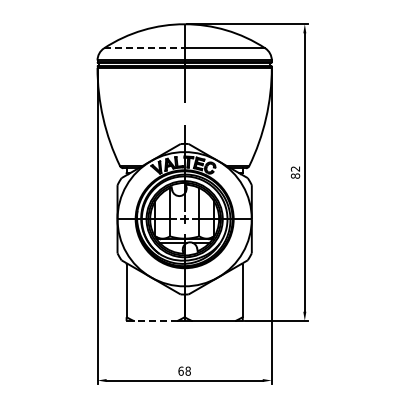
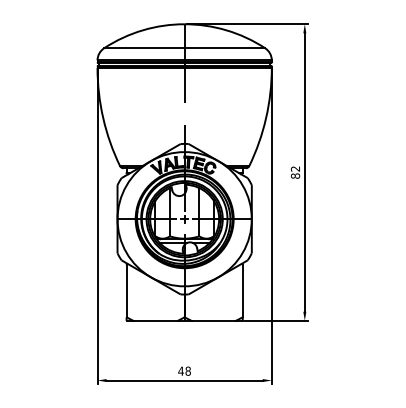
line: dashed -> solid (144, 48)
line: dashed -> solid (155, 320)
text: 68 -> 48 (180, 370)
